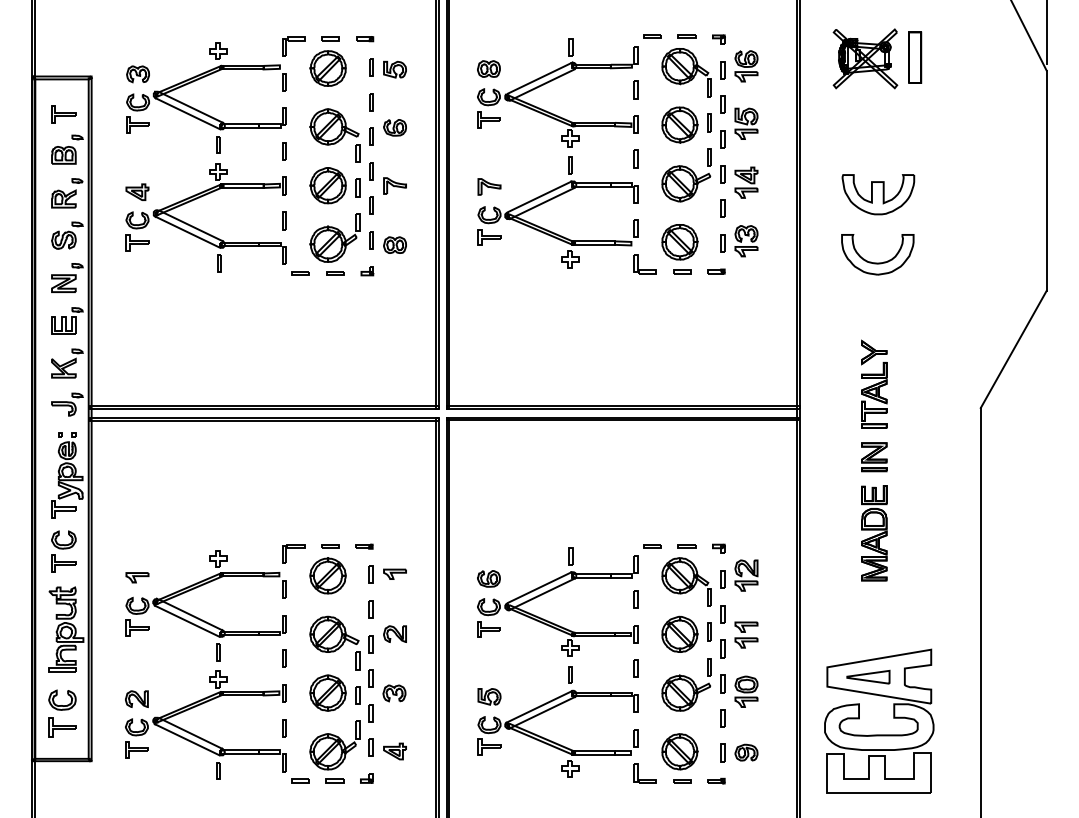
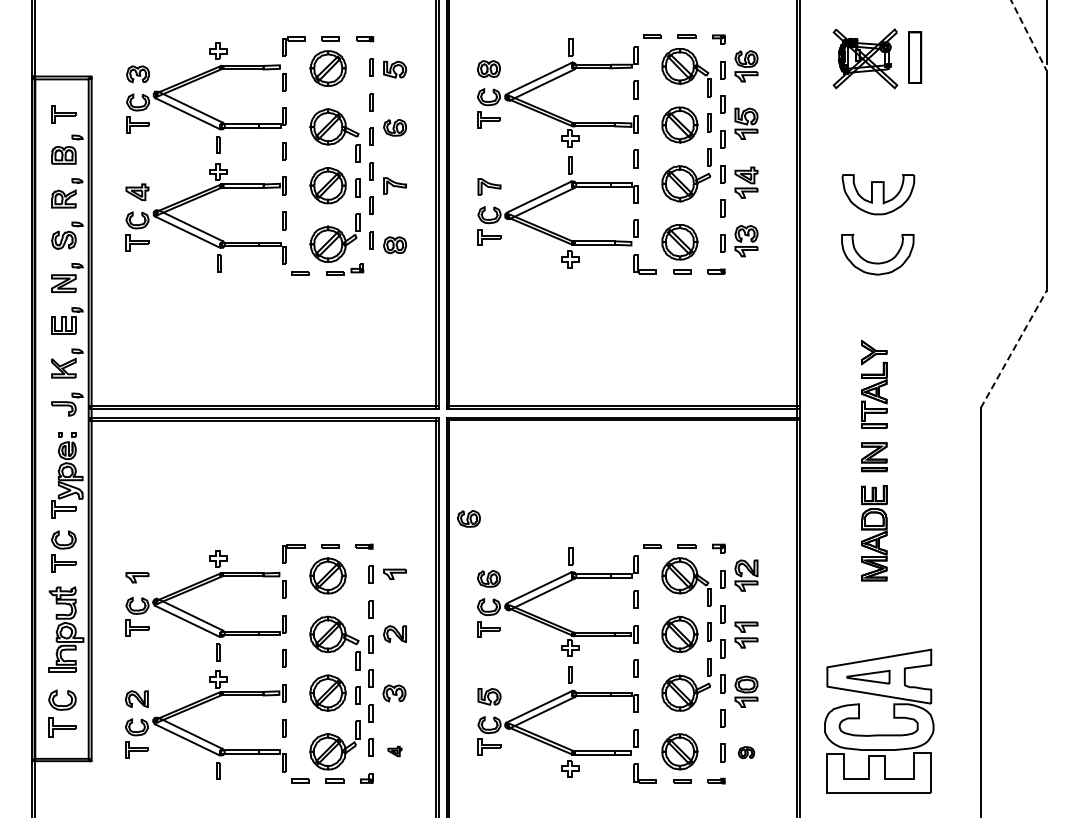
line: solid -> dashed (1029, 35)
part position: (367, 271) -> (357, 268) (357, 268)
line: solid -> dashed (1013, 349)
part: none -> present (468, 518)
part size: 24x19 px -> 16x13 px (394, 751)
part size: 25x19 px -> 19x13 px (746, 752)
